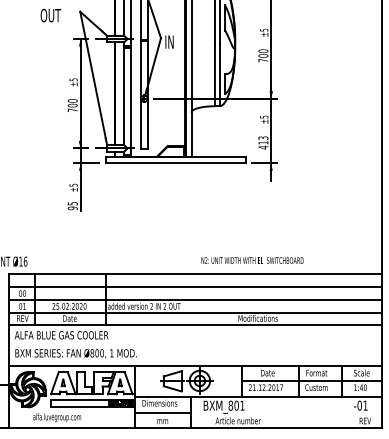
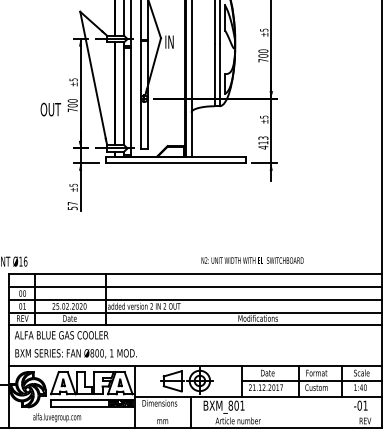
text position: (50, 15) -> (50, 109) (50, 109)
text: 95 -> 57 (72, 206)
line: present -> none (162, 412)
